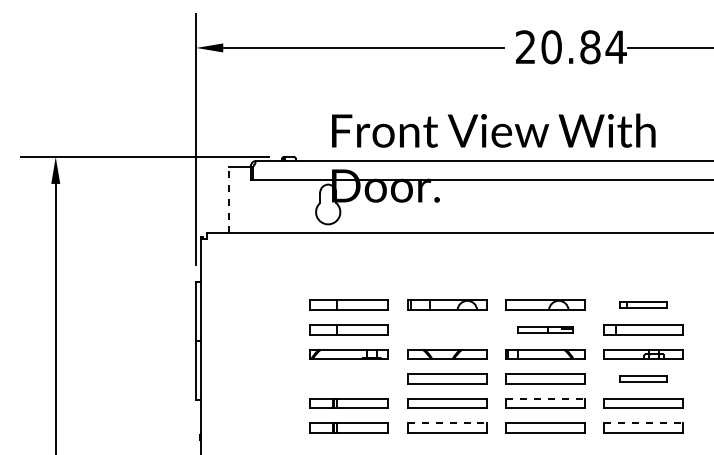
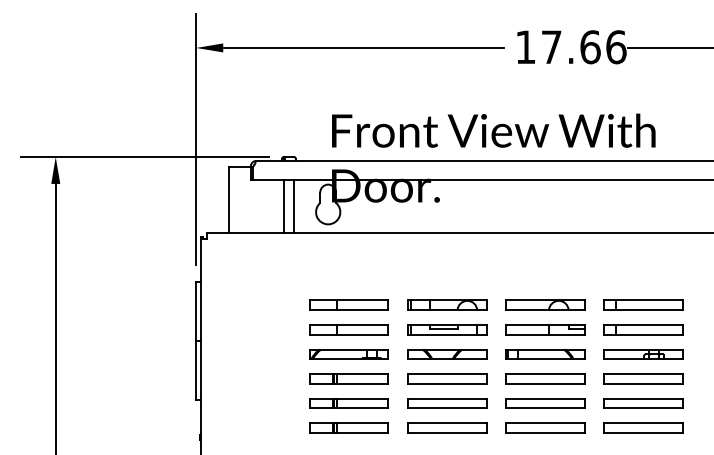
text: 20.84 -> 17.66 (571, 47)
line: dashed -> solid (228, 199)
line: none -> present (284, 206)
line: none -> present (293, 206)
part size: 49x8 px -> 81x12 px (643, 304)
part: none -> present (447, 329)
part size: 57x8 px -> 81x12 px (545, 329)
part: none -> present (348, 378)
part size: 49x8 px -> 81x12 px (643, 378)
line: dashed -> solid (545, 398)
line: dashed -> solid (447, 423)
line: dashed -> solid (644, 423)
